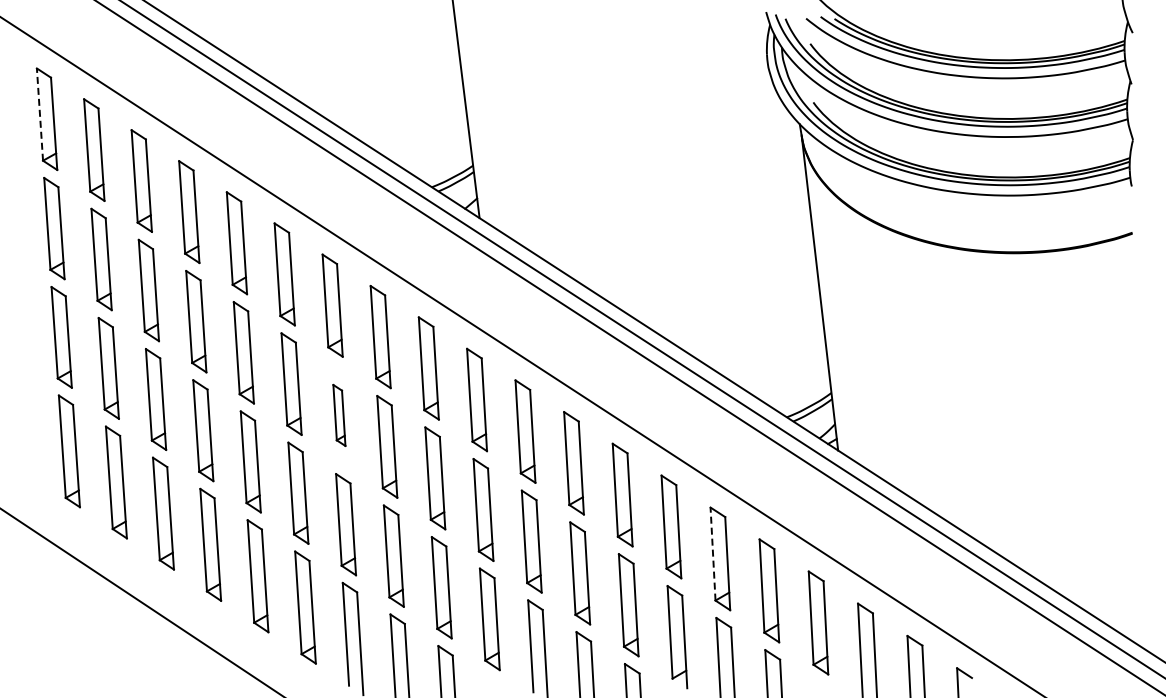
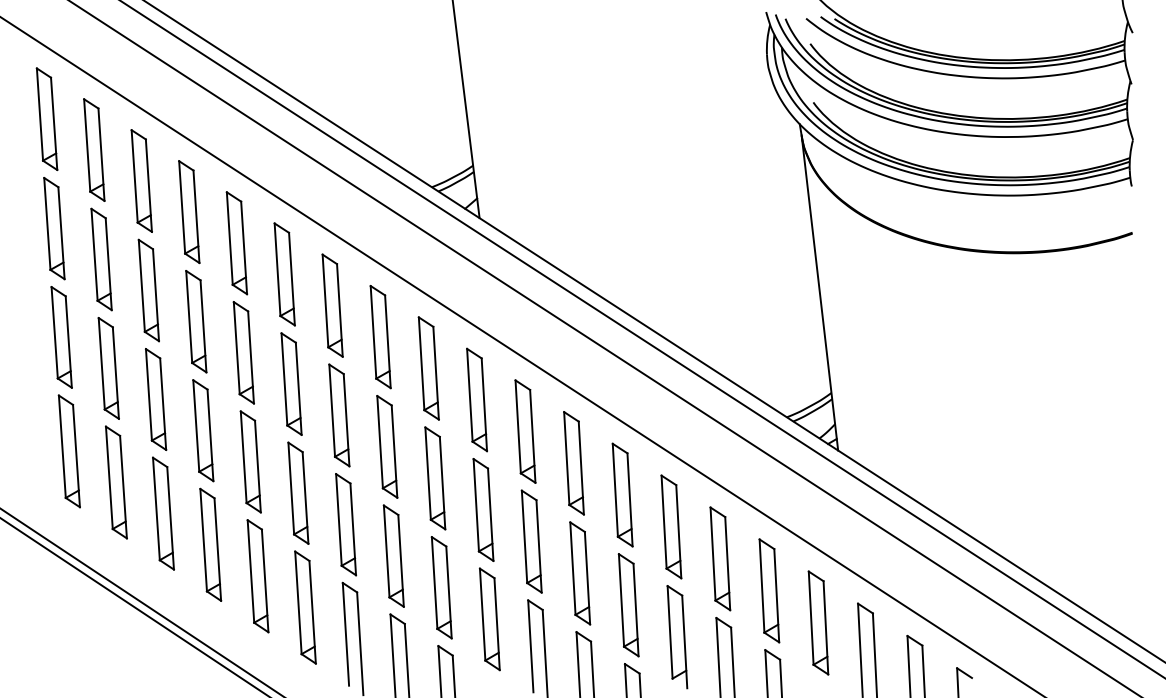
line: dashed -> solid (39, 114)
line position: (629, 347) -> (604, 348) (604, 348)
part size: 15x64 px -> 23x105 px (339, 415)
line: dashed -> solid (713, 554)
line: none -> present (134, 606)
